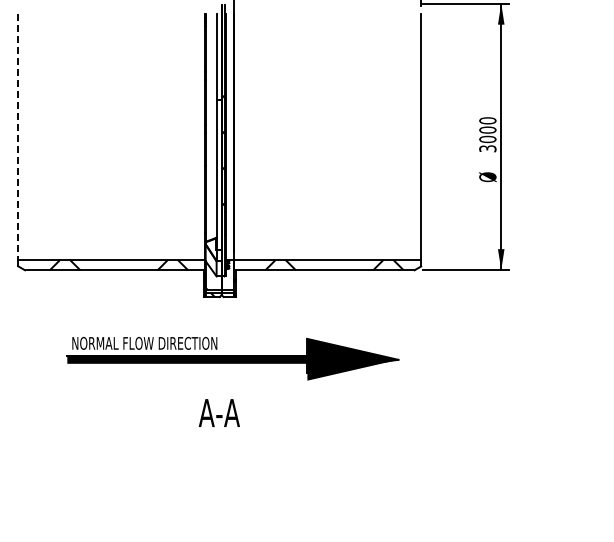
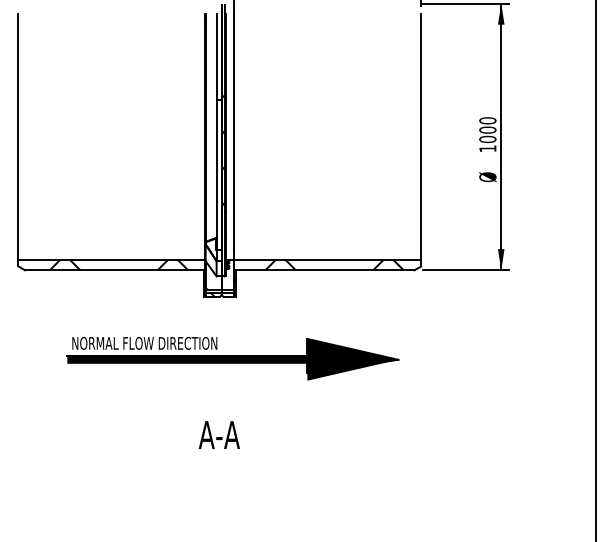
line: dashed -> solid (18, 137)
text: 3000 -> 1000 (487, 148)
line: none -> present (595, 270)
text position: (218, 412) -> (218, 434) (218, 434)
